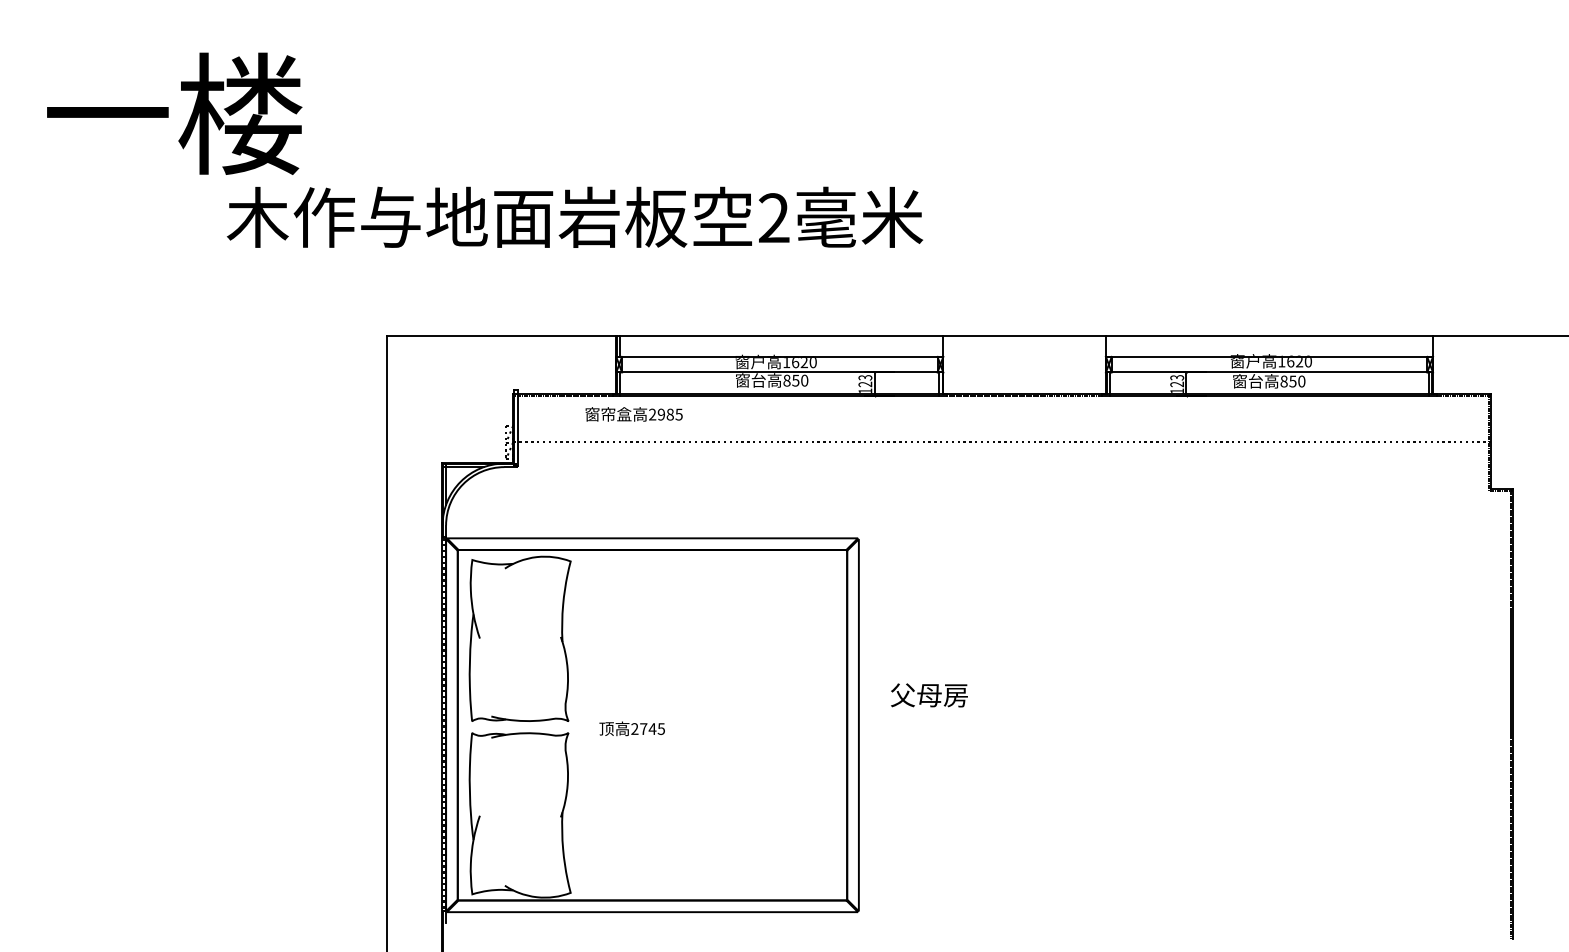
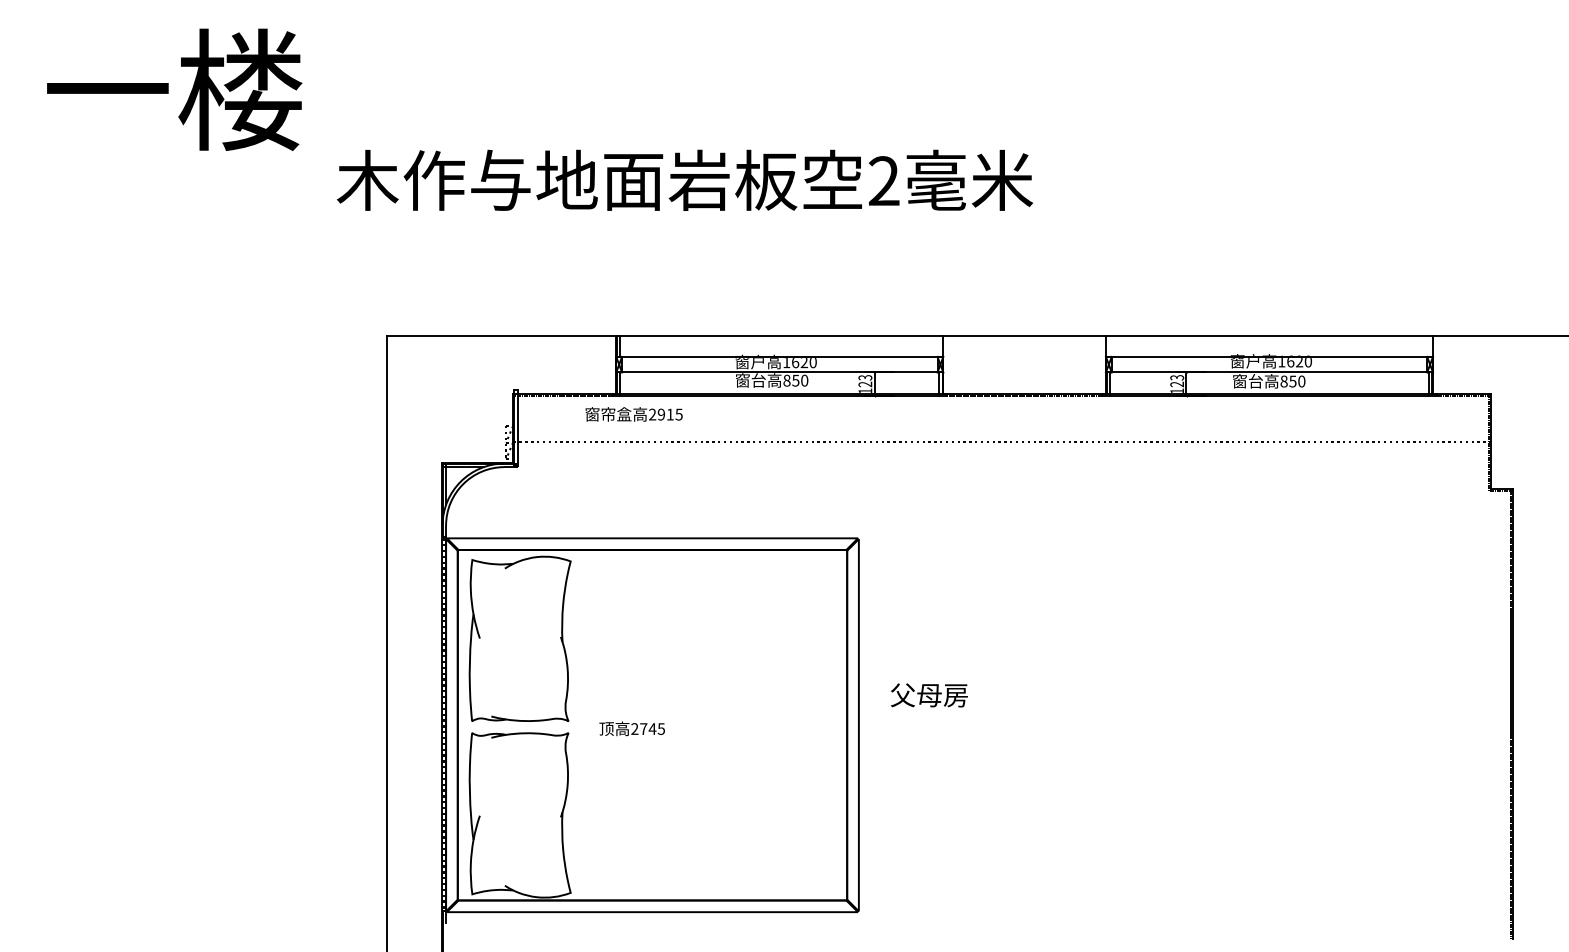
text position: (174, 113) -> (174, 89) (174, 89)
text position: (575, 216) -> (685, 179) (685, 179)
text: 2985 -> 2915 (669, 414)
